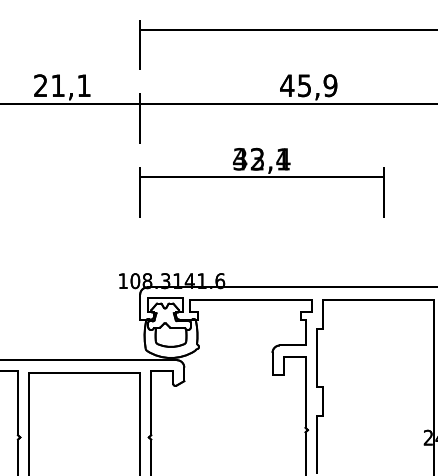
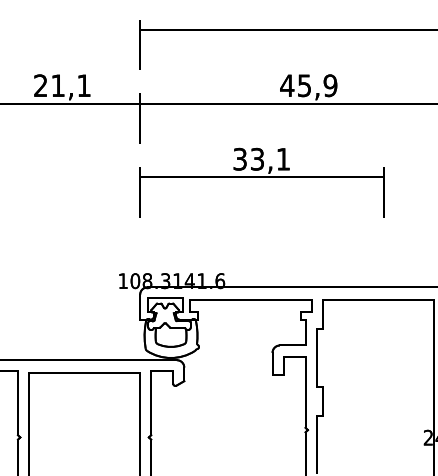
text: 42,4 -> 33,1 (261, 159)
